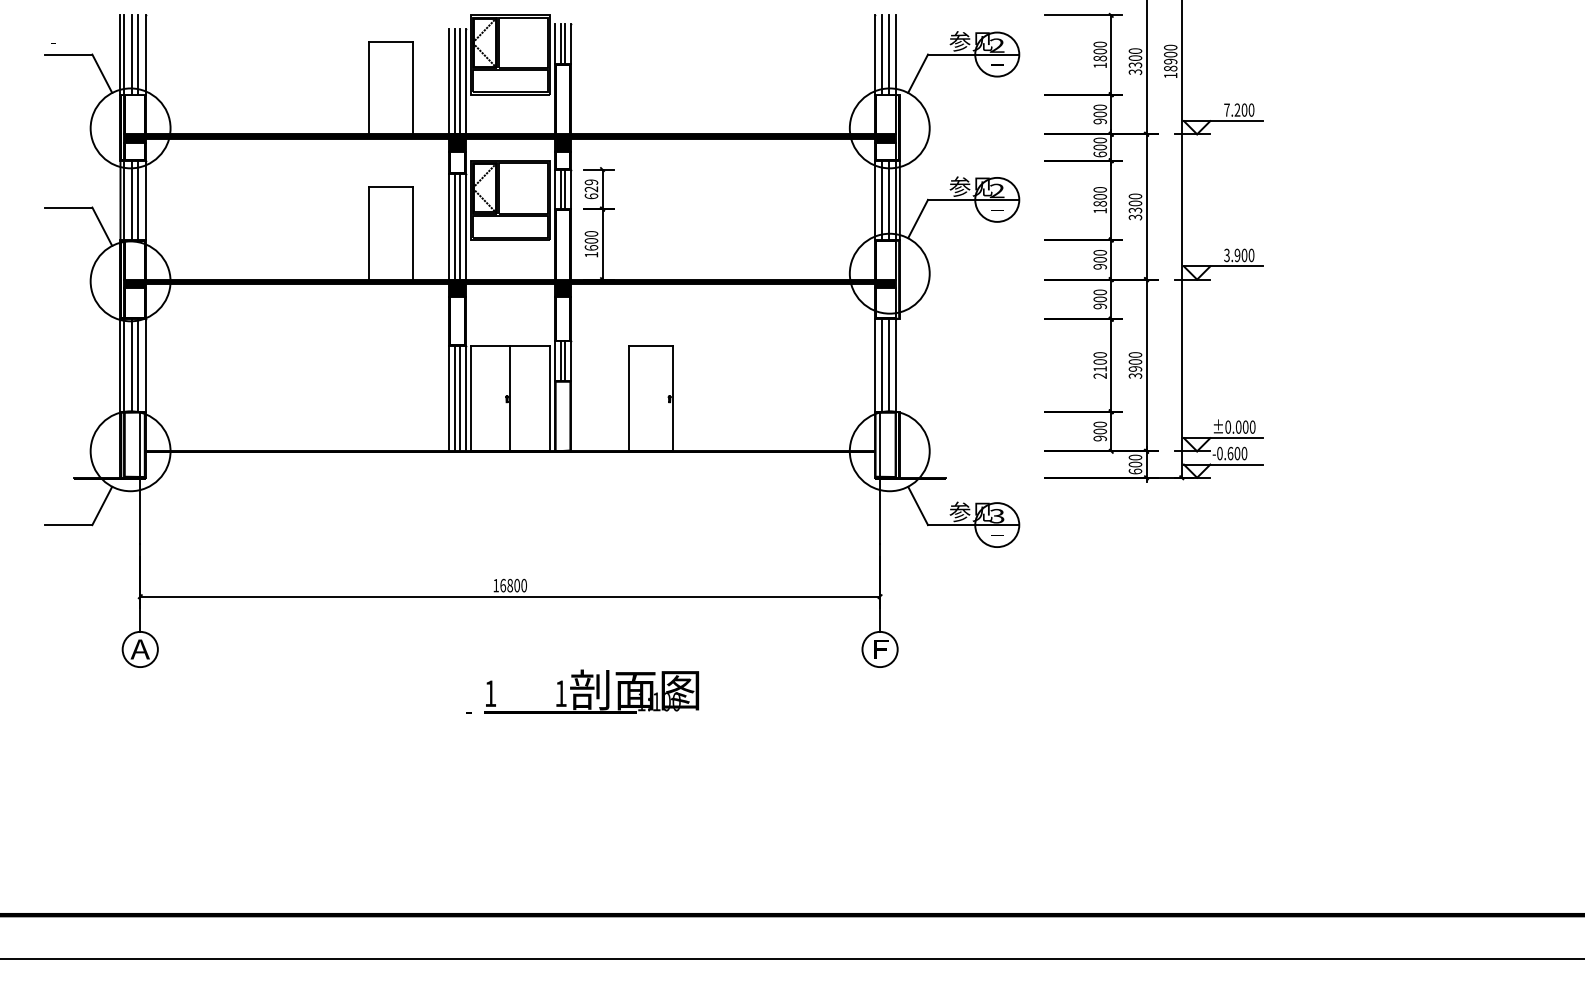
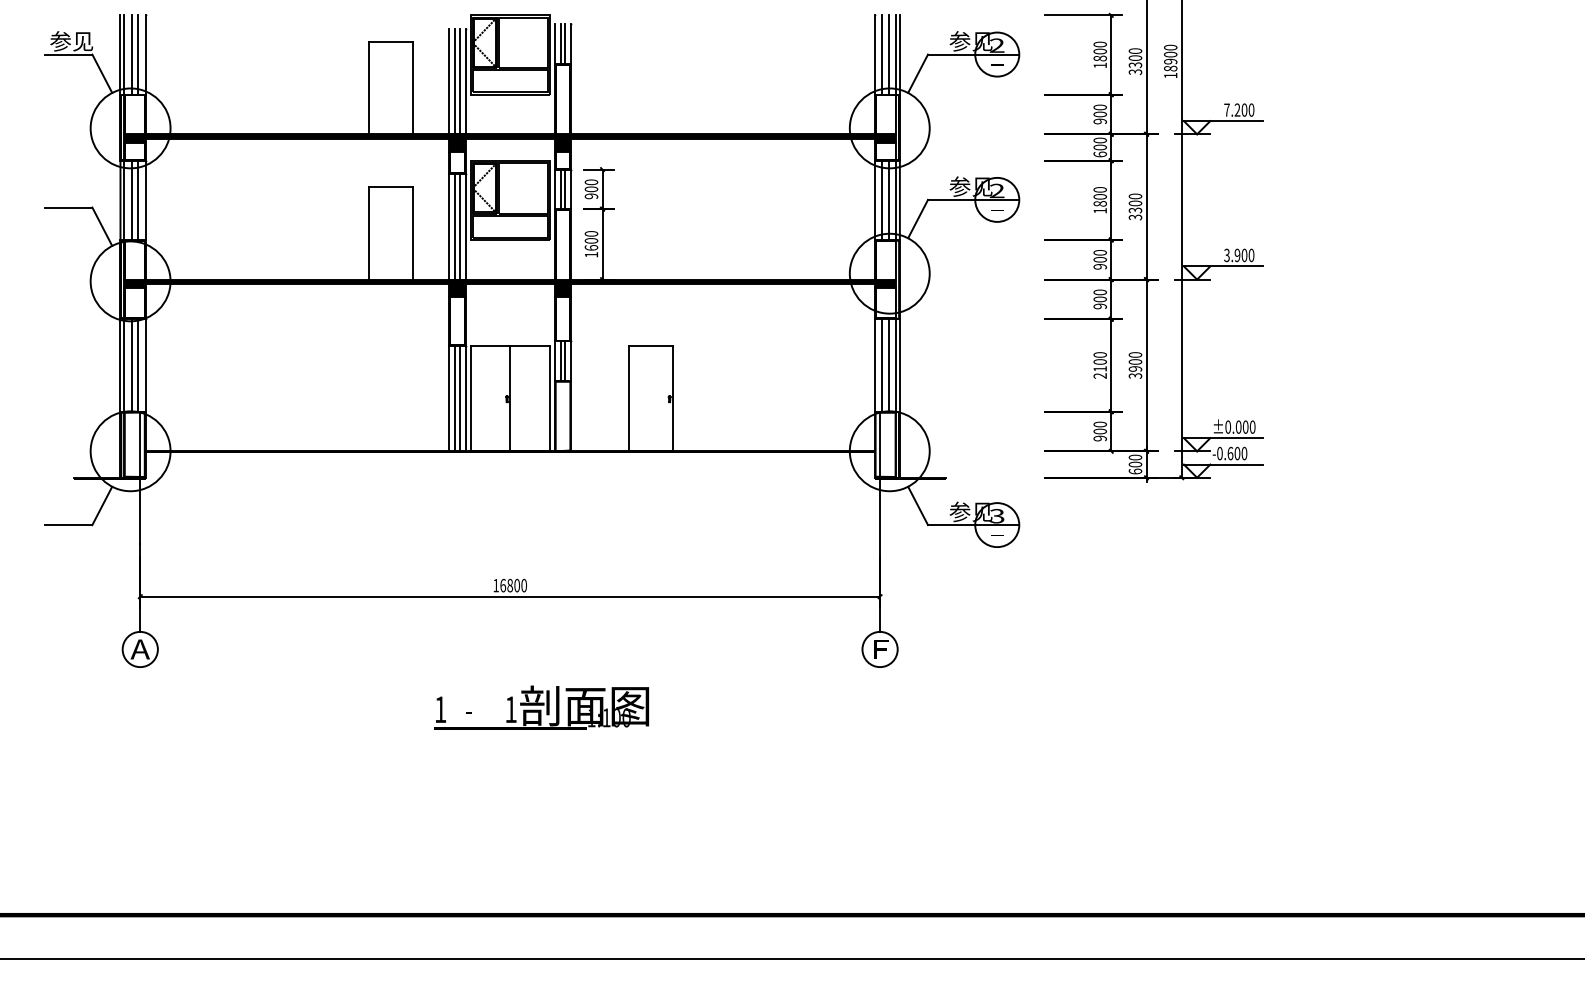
text: - -> 参见 (71, 41)
line: none -> present (899, 54)
text: 629 -> 900 (591, 189)
line: none -> present (899, 365)
text position: (591, 691) -> (541, 707) (541, 707)
